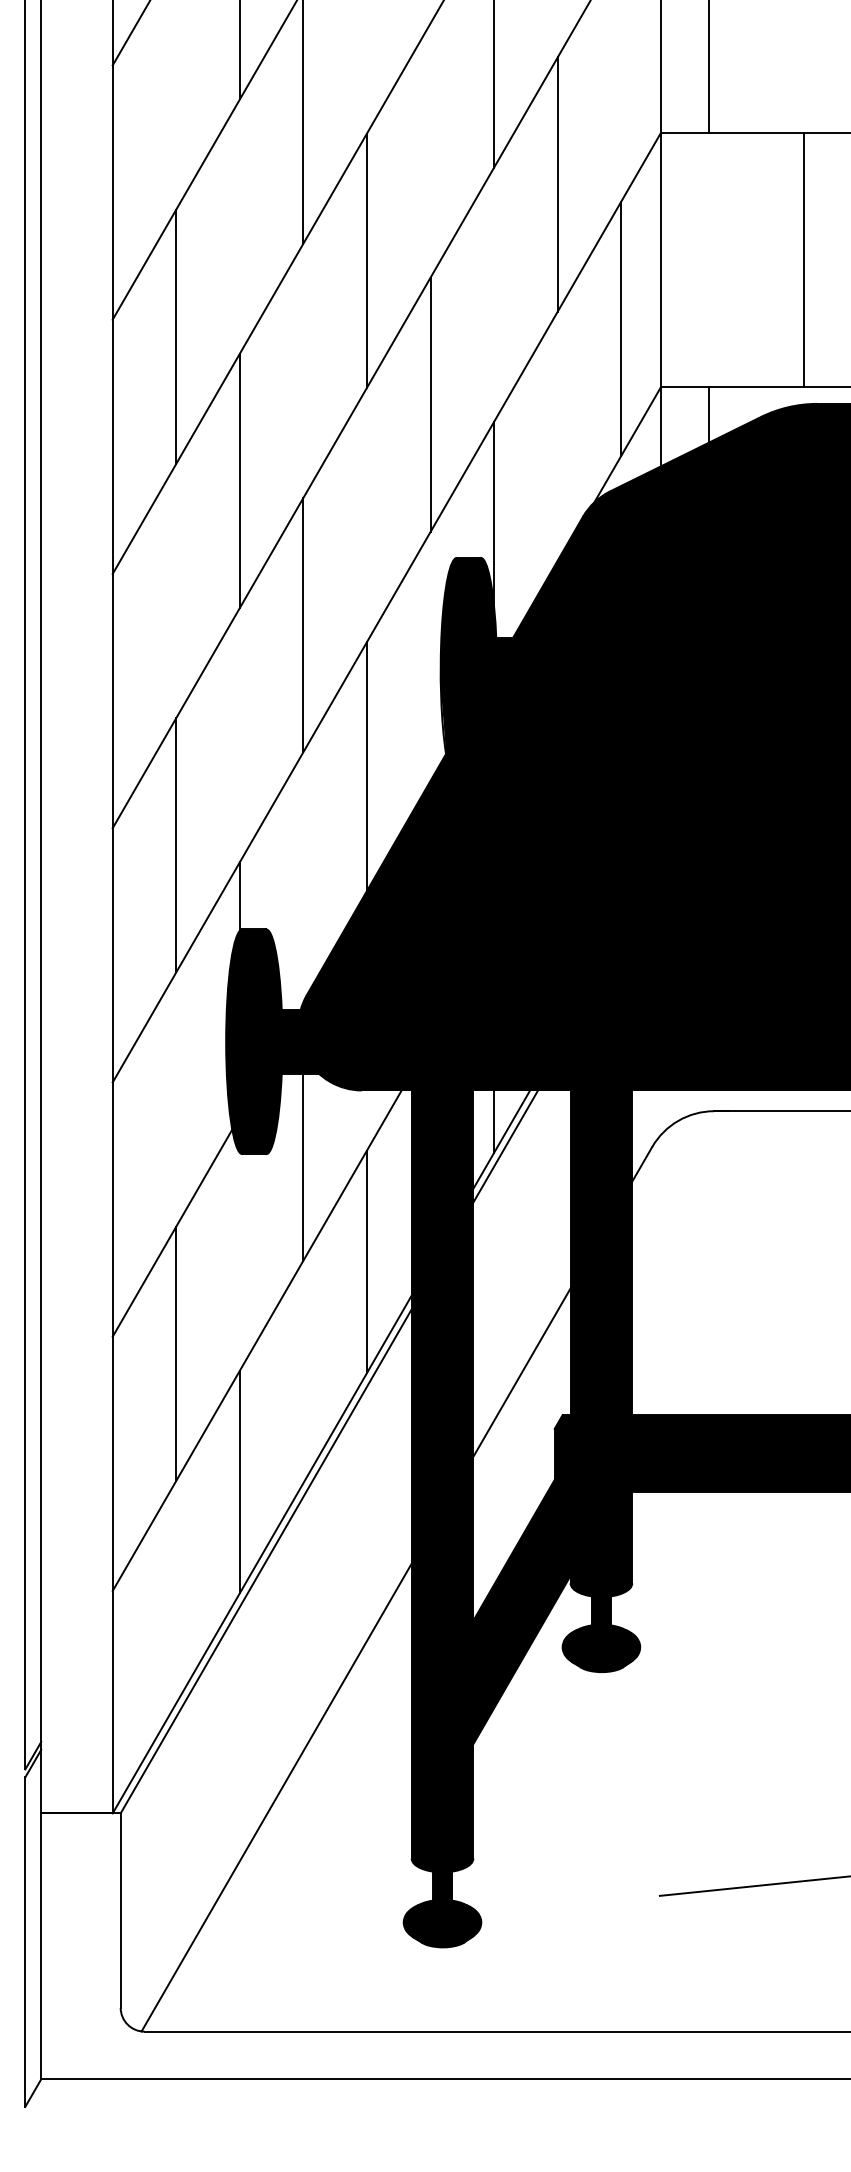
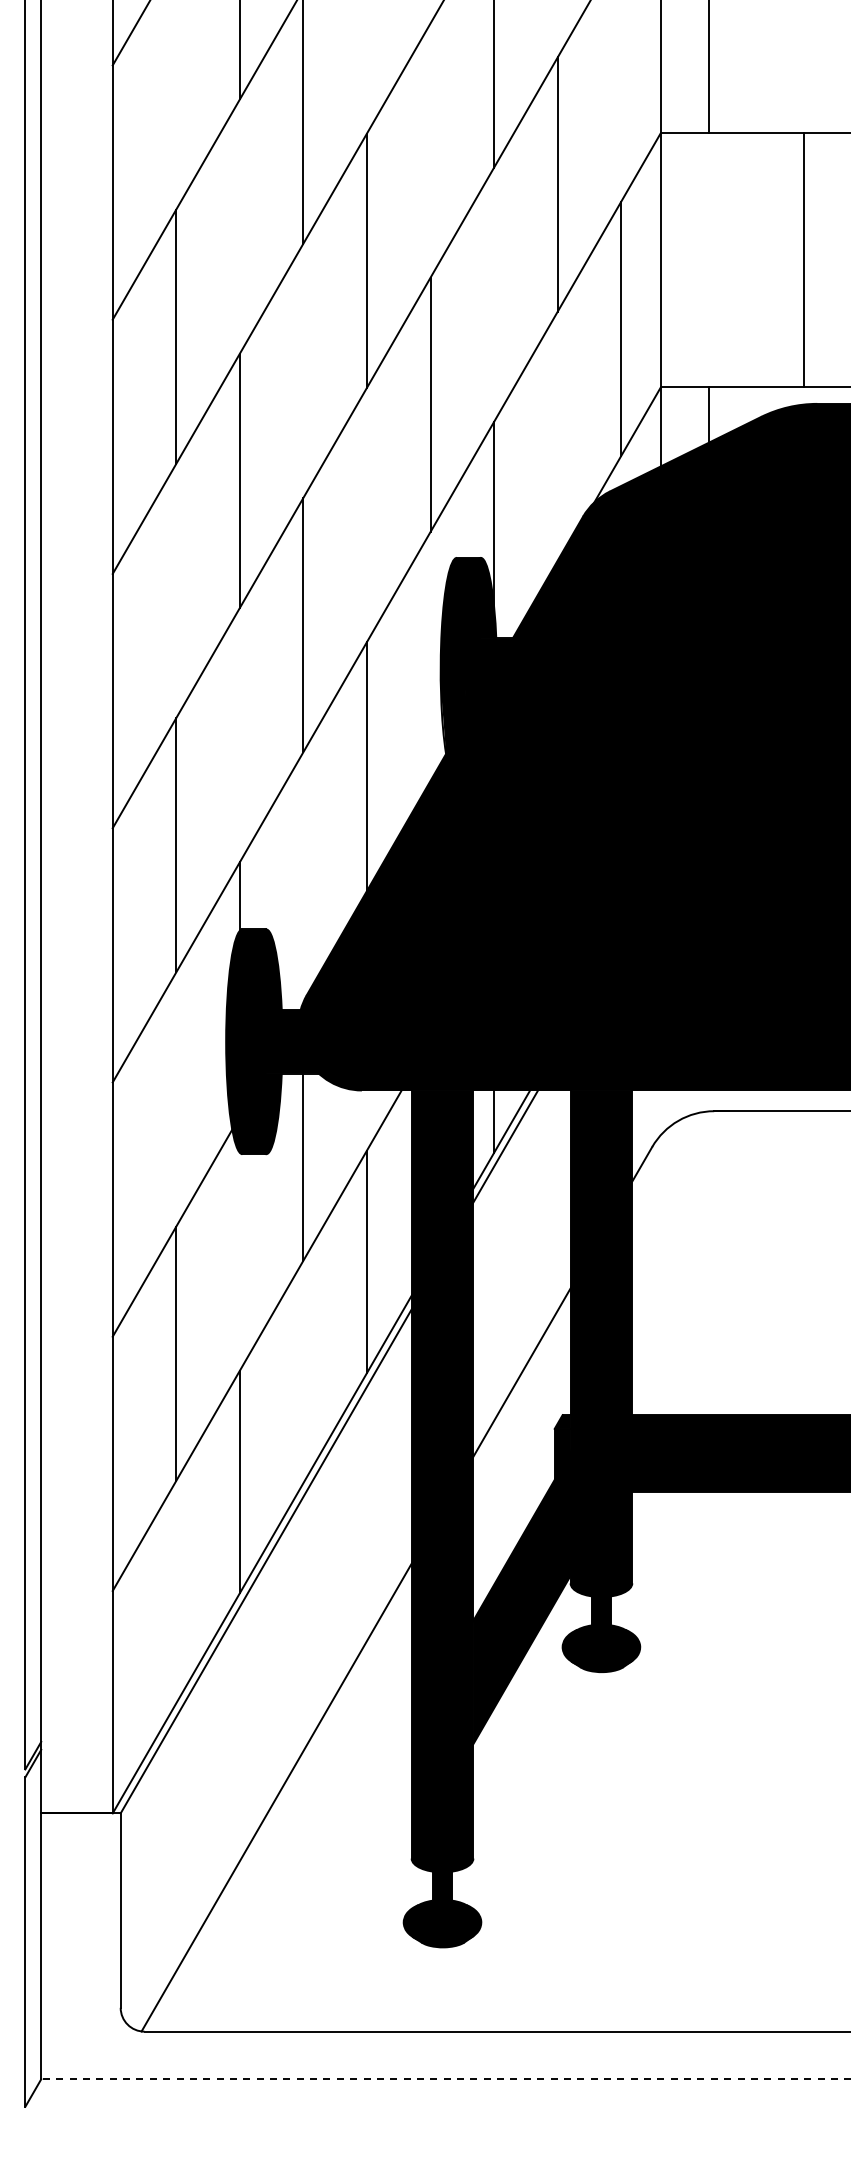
line: present -> none (753, 1885)
line: solid -> dashed (445, 2079)
